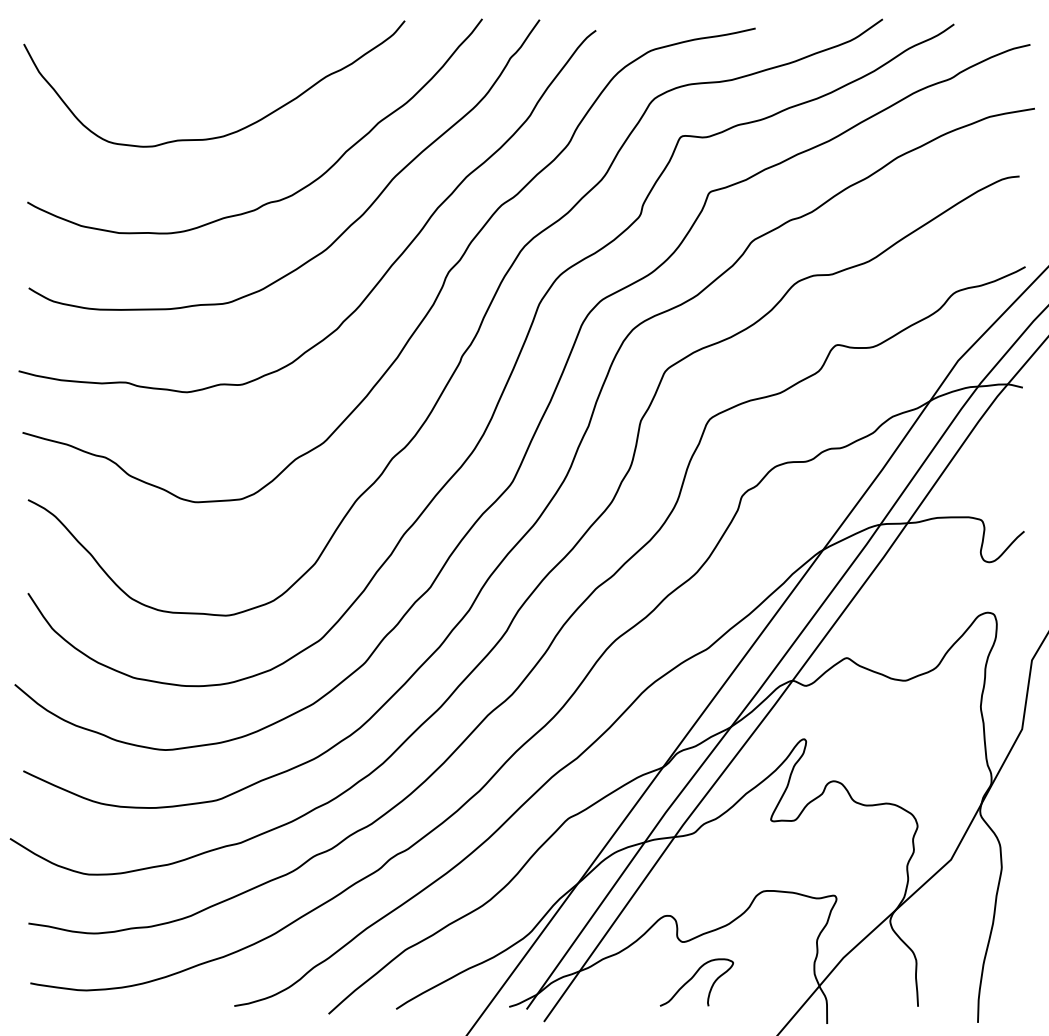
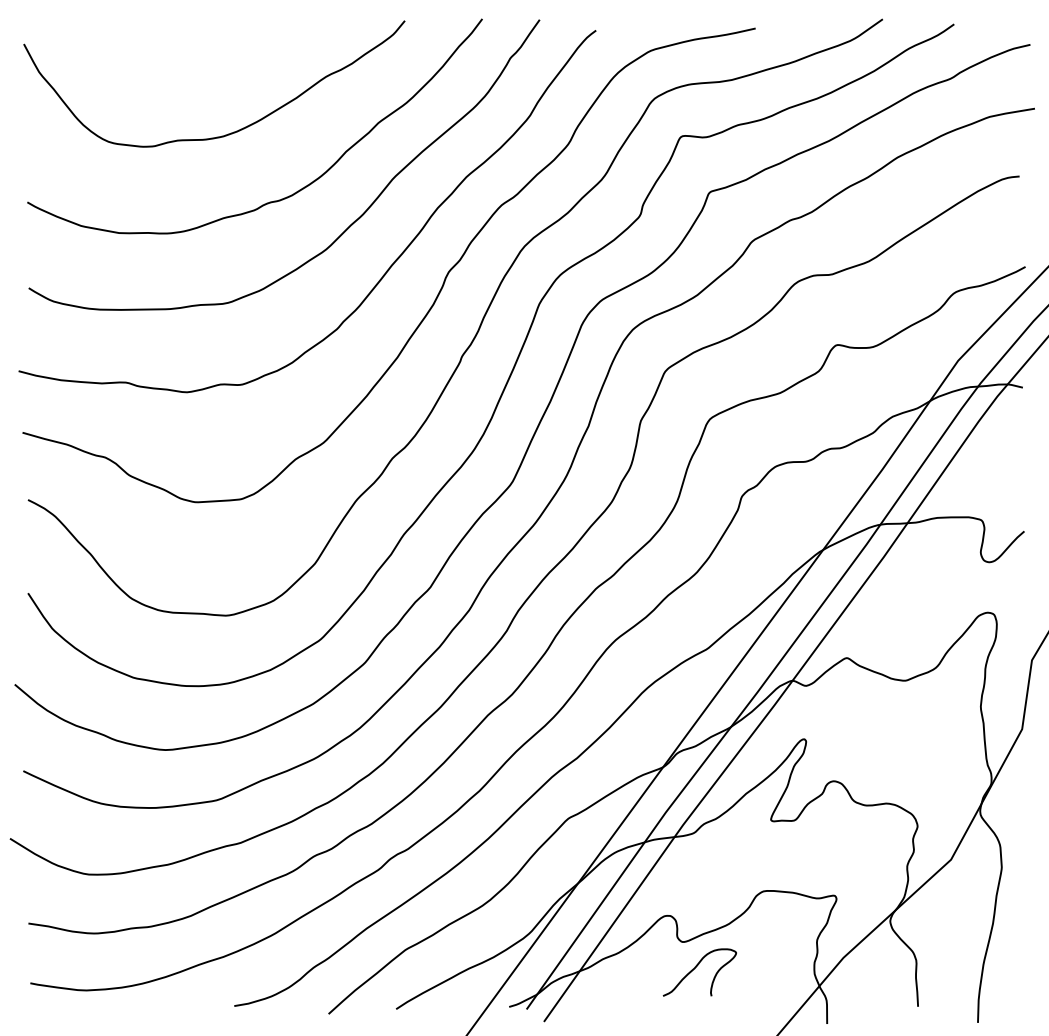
curve position: (692, 978) -> (695, 968) (695, 968)
